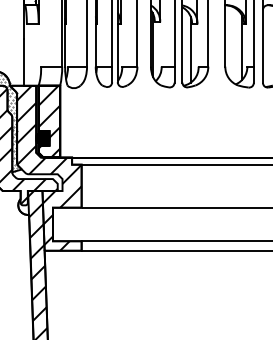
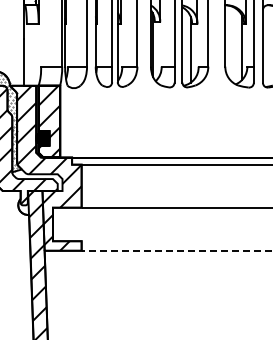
line: present -> none (175, 241)
line: solid -> dashed (176, 250)
